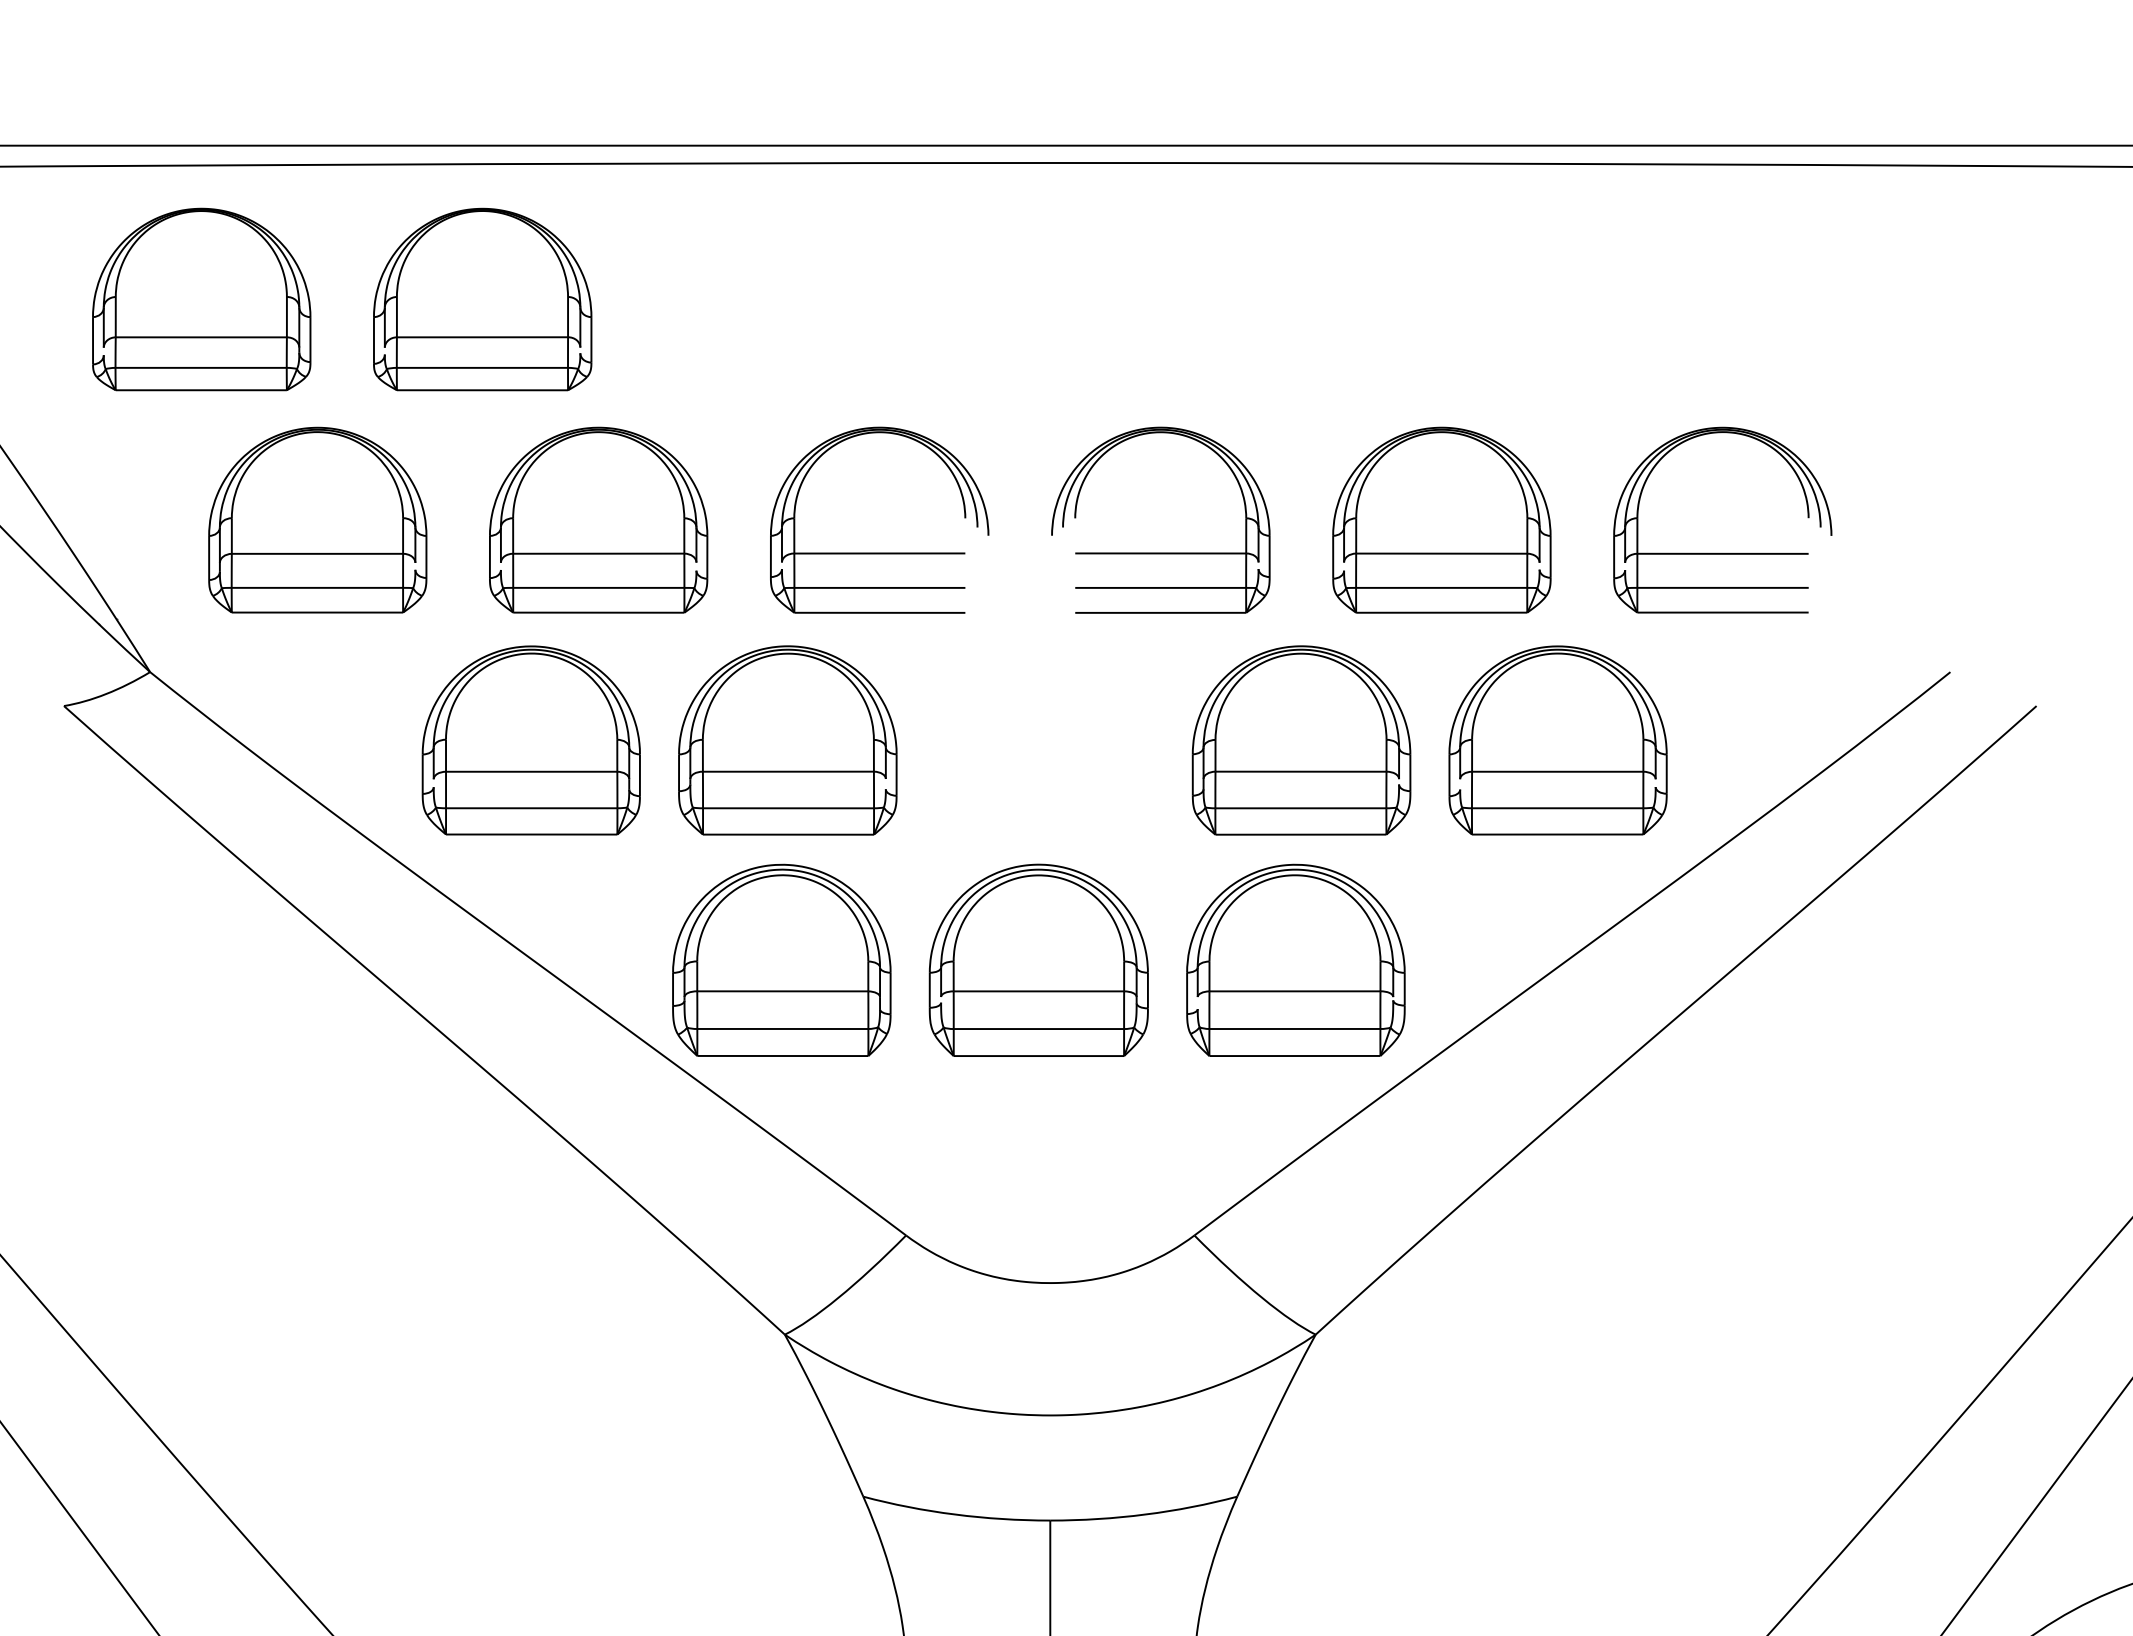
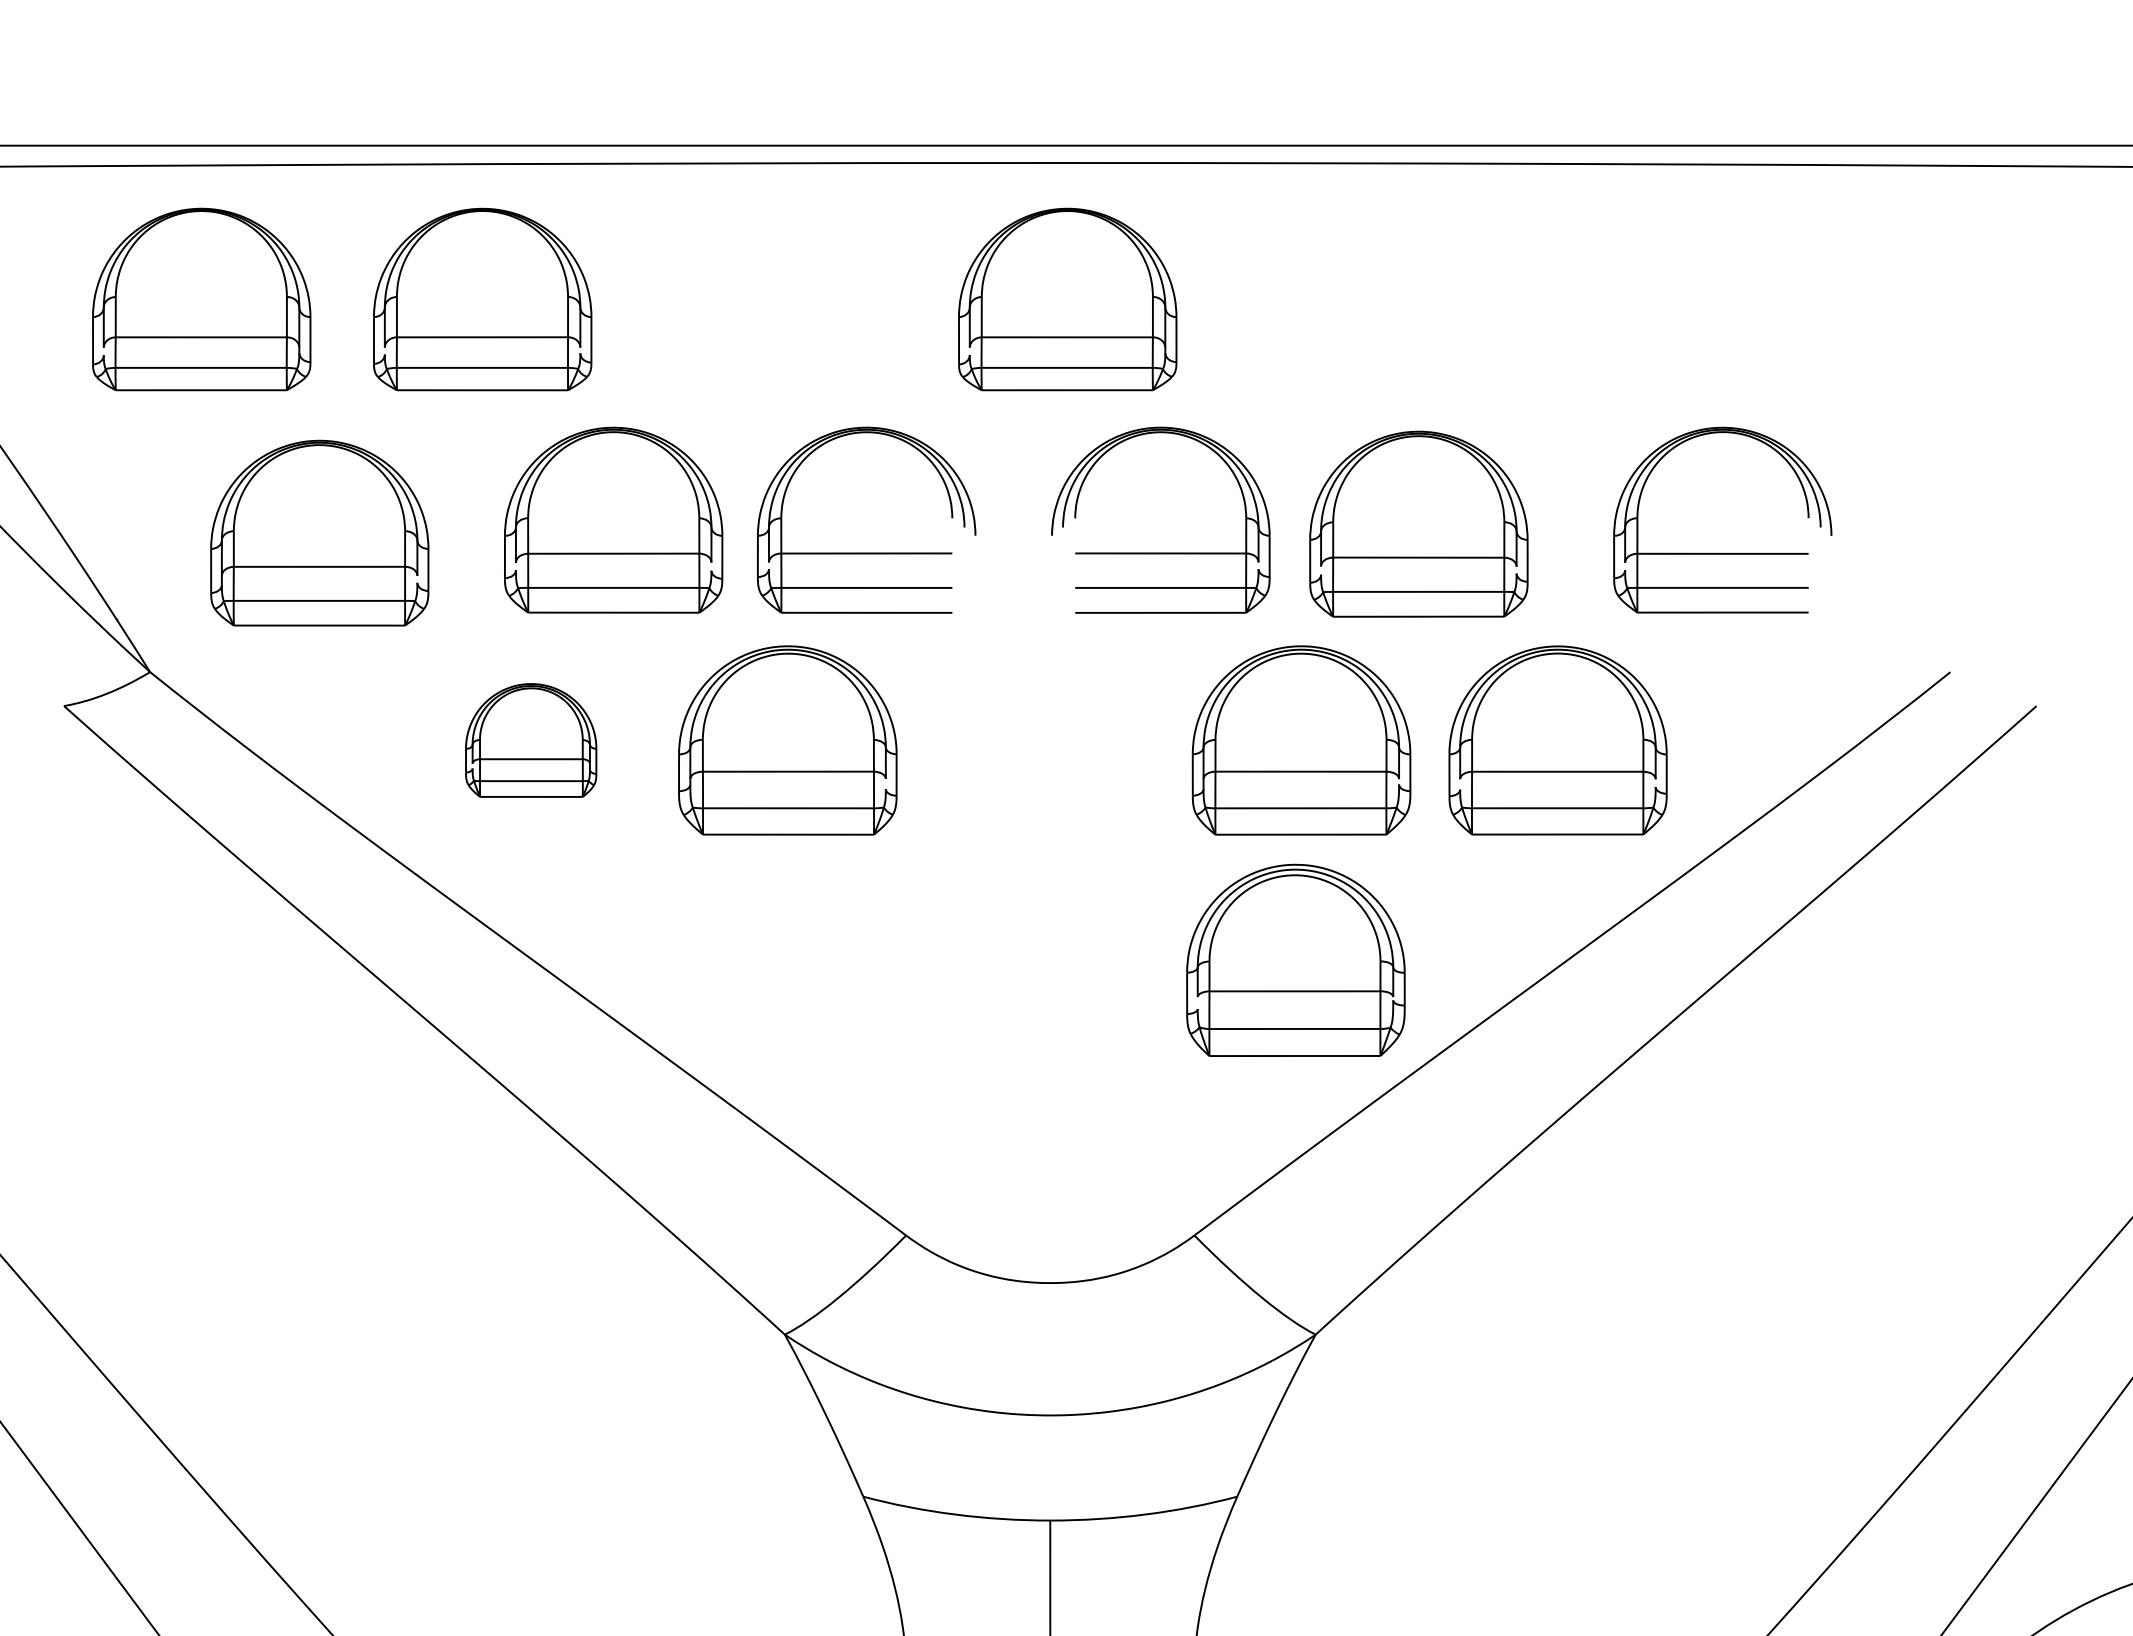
part: none -> present (1067, 299)
part position: (317, 519) -> (319, 532) (319, 532)
part position: (598, 519) -> (613, 519) (613, 519)
part position: (1441, 519) -> (1418, 523) (1418, 523)
part position: (879, 552) -> (866, 552) (866, 552)
part size: 220x191 px -> 133x115 px (531, 740)
part: present -> none (781, 959)
part: present -> none (1038, 959)
